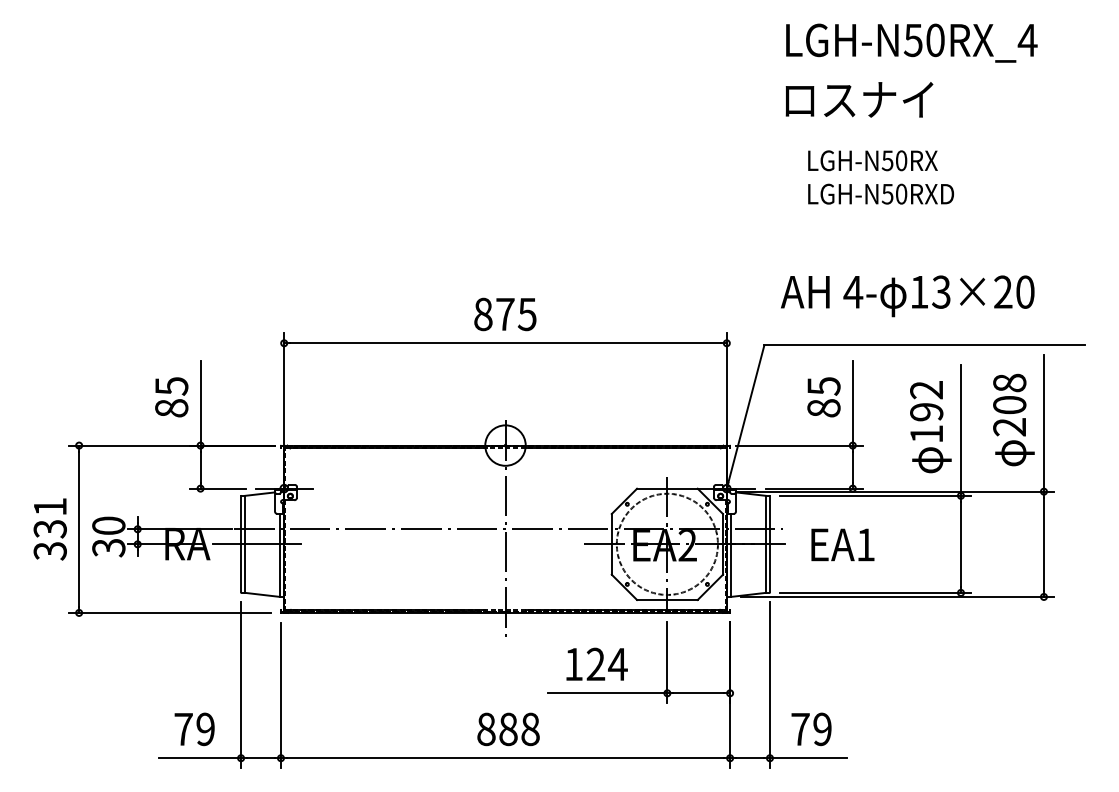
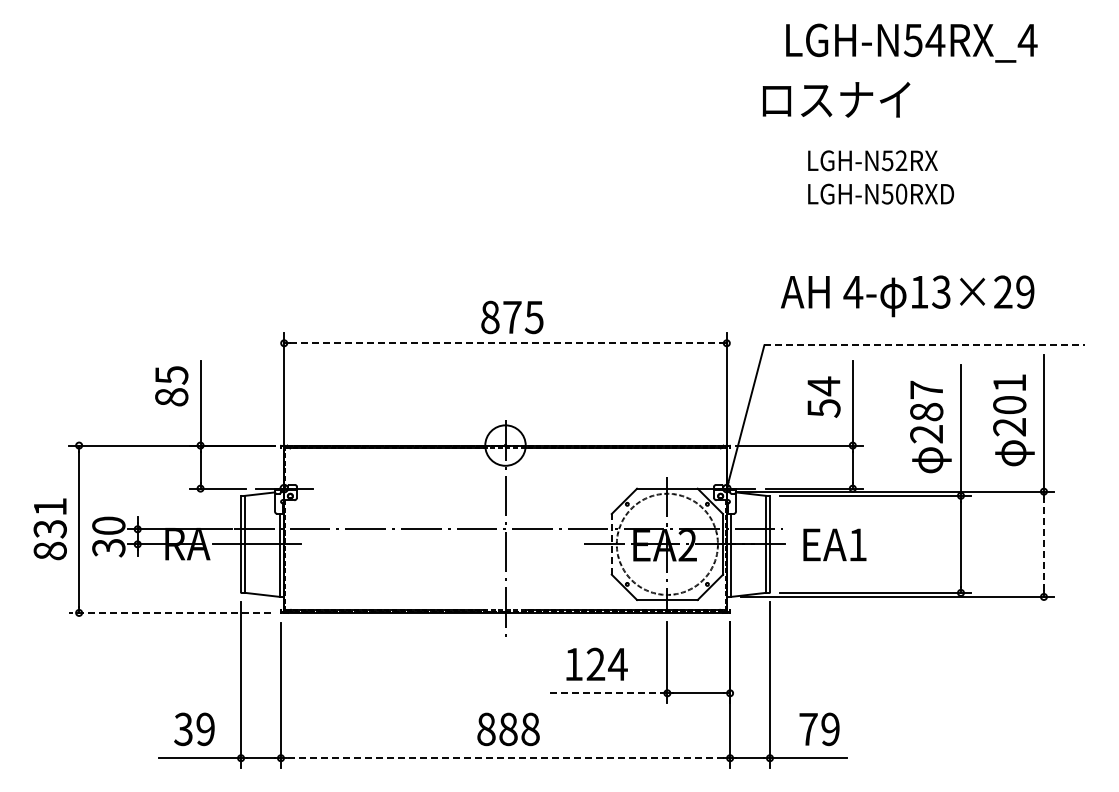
text: LGH-N50RX_4 -> LGH-N54RX_4 (935, 40)
text position: (859, 99) -> (836, 99) (836, 99)
text: LGH-N50RX -> LGH-N52RX (901, 160)
text: 13×20 -> 13×29 (1025, 291)
text position: (505, 314) -> (512, 317) (512, 317)
line: solid -> dashed (506, 343)
line: solid -> dashed (924, 345)
text: 208 -> 201 (1009, 382)
text: 85 -> 54 (823, 396)
text position: (171, 397) -> (171, 386) (171, 386)
text: 192 -> 287 (926, 411)
line: solid -> dashed (611, 543)
text position: (842, 544) -> (834, 544) (834, 544)
line: solid -> dashed (1043, 544)
text: 331 -> 831 (49, 550)
line: solid -> dashed (169, 612)
line: solid -> dashed (607, 693)
text: 79 -> 39 (183, 729)
text position: (811, 729) -> (819, 729) (819, 729)
line: solid -> dashed (505, 758)
